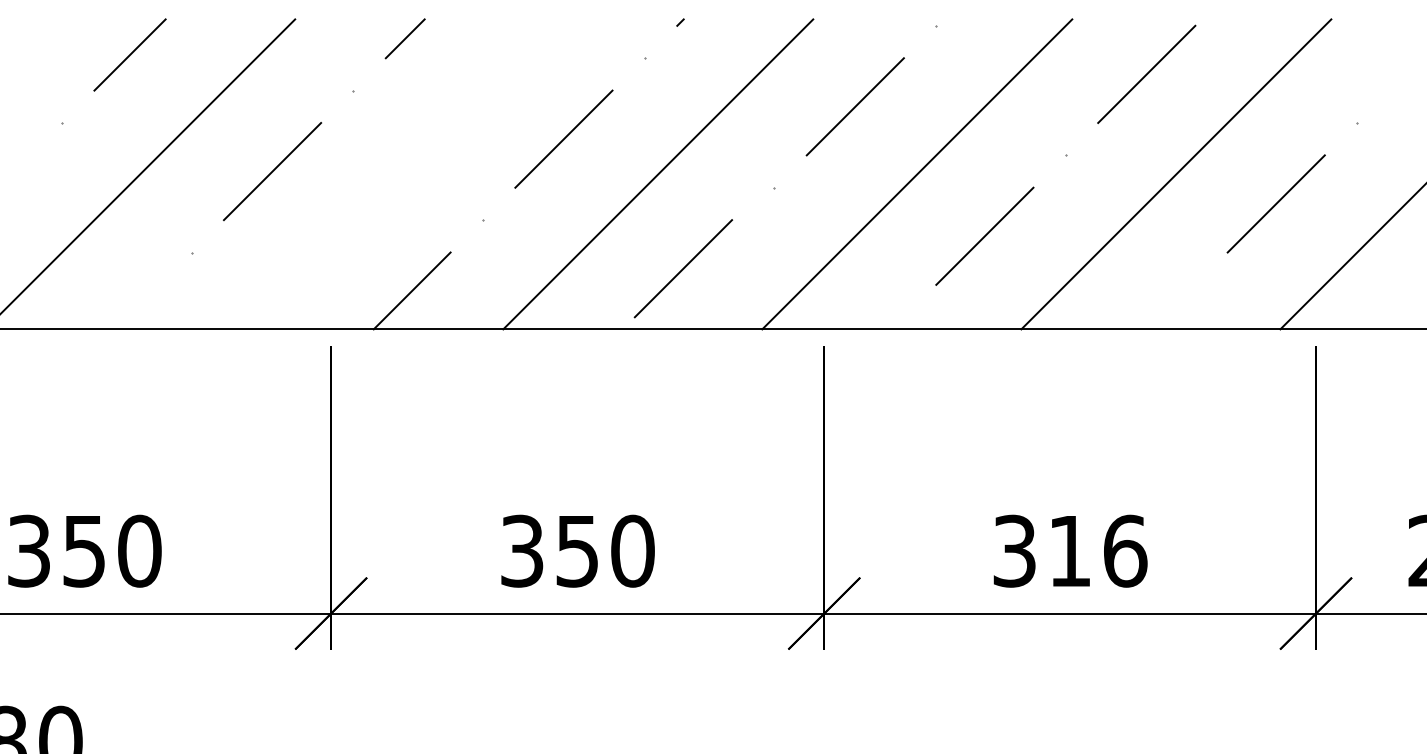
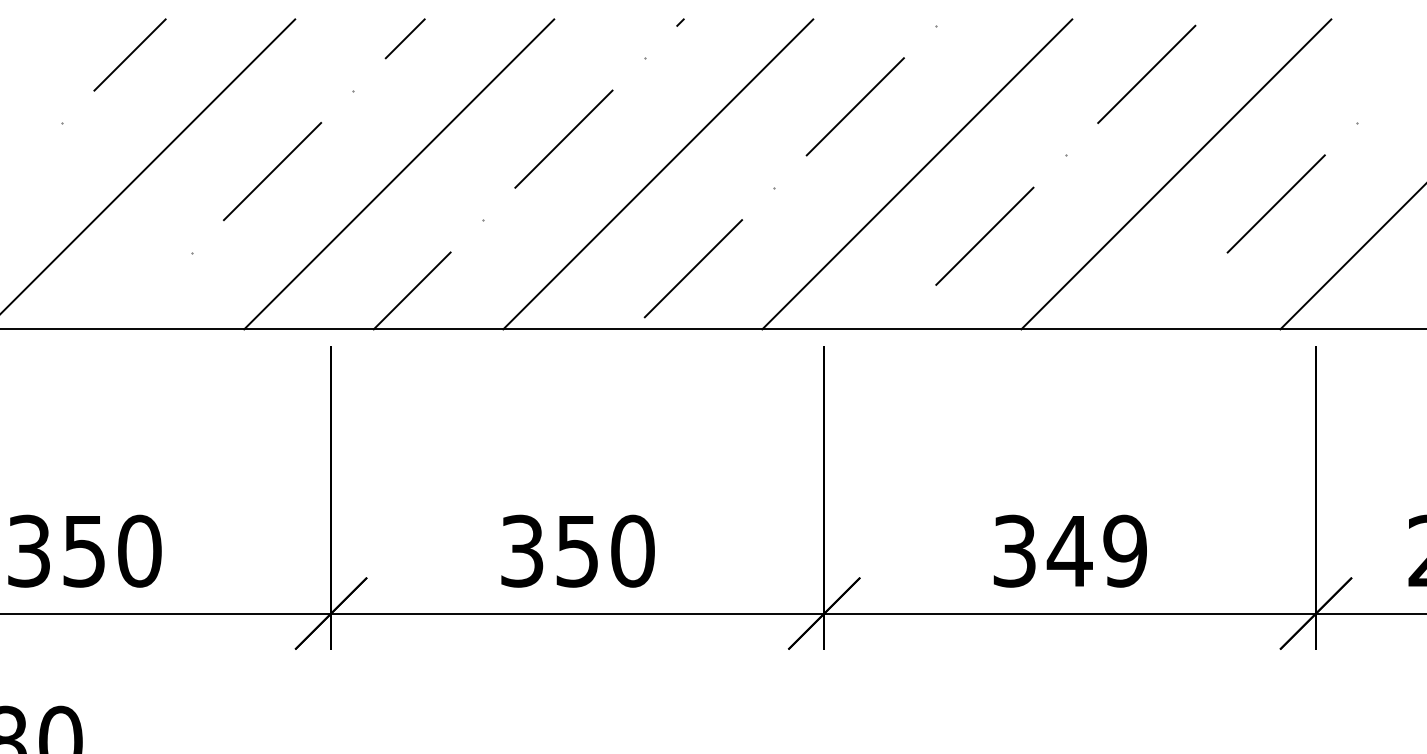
line: none -> present (399, 174)
line position: (683, 268) -> (693, 268) (693, 268)
text: 316 -> 349 (1096, 550)
